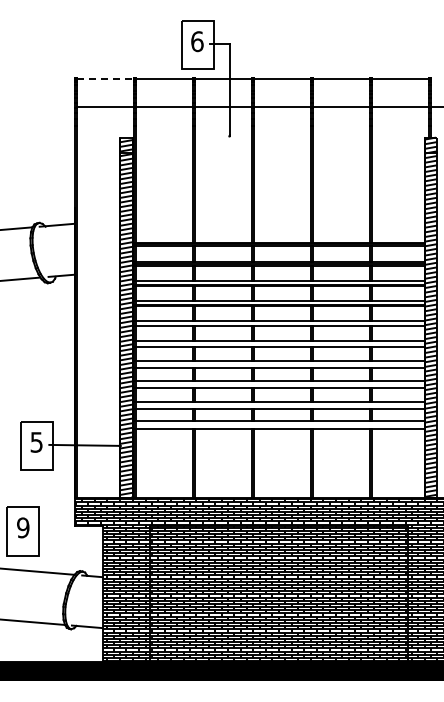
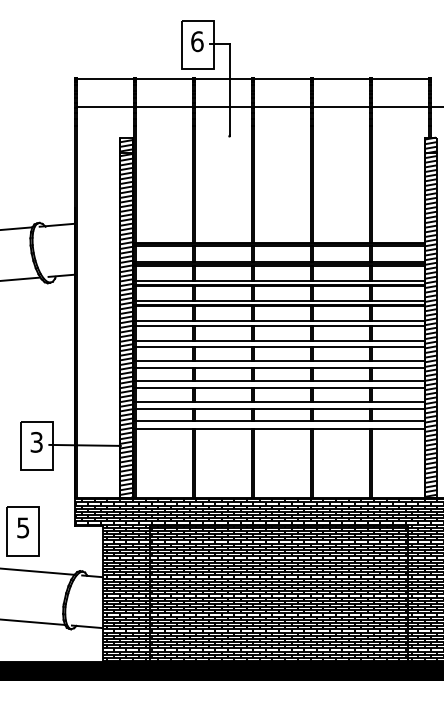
line: dashed -> solid (105, 79)
text: 5 -> 3 (36, 441)
text: 9 -> 5 (23, 527)
